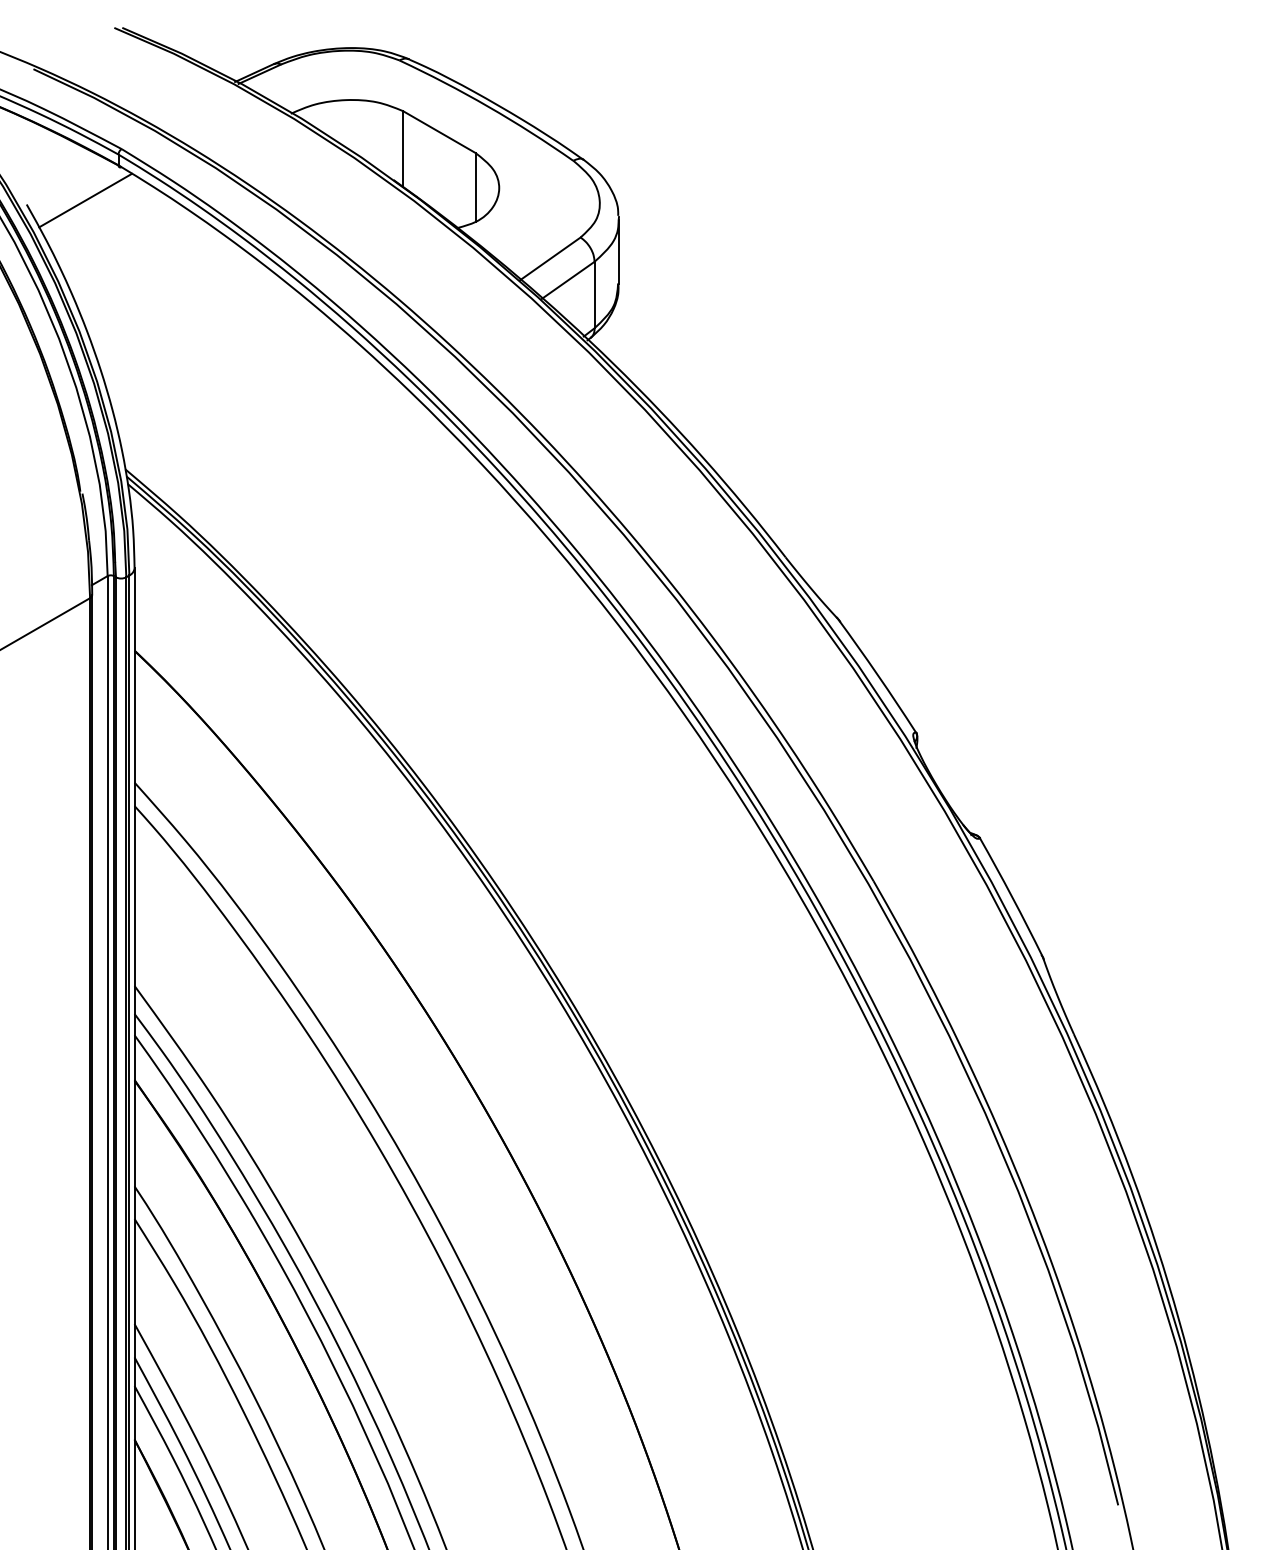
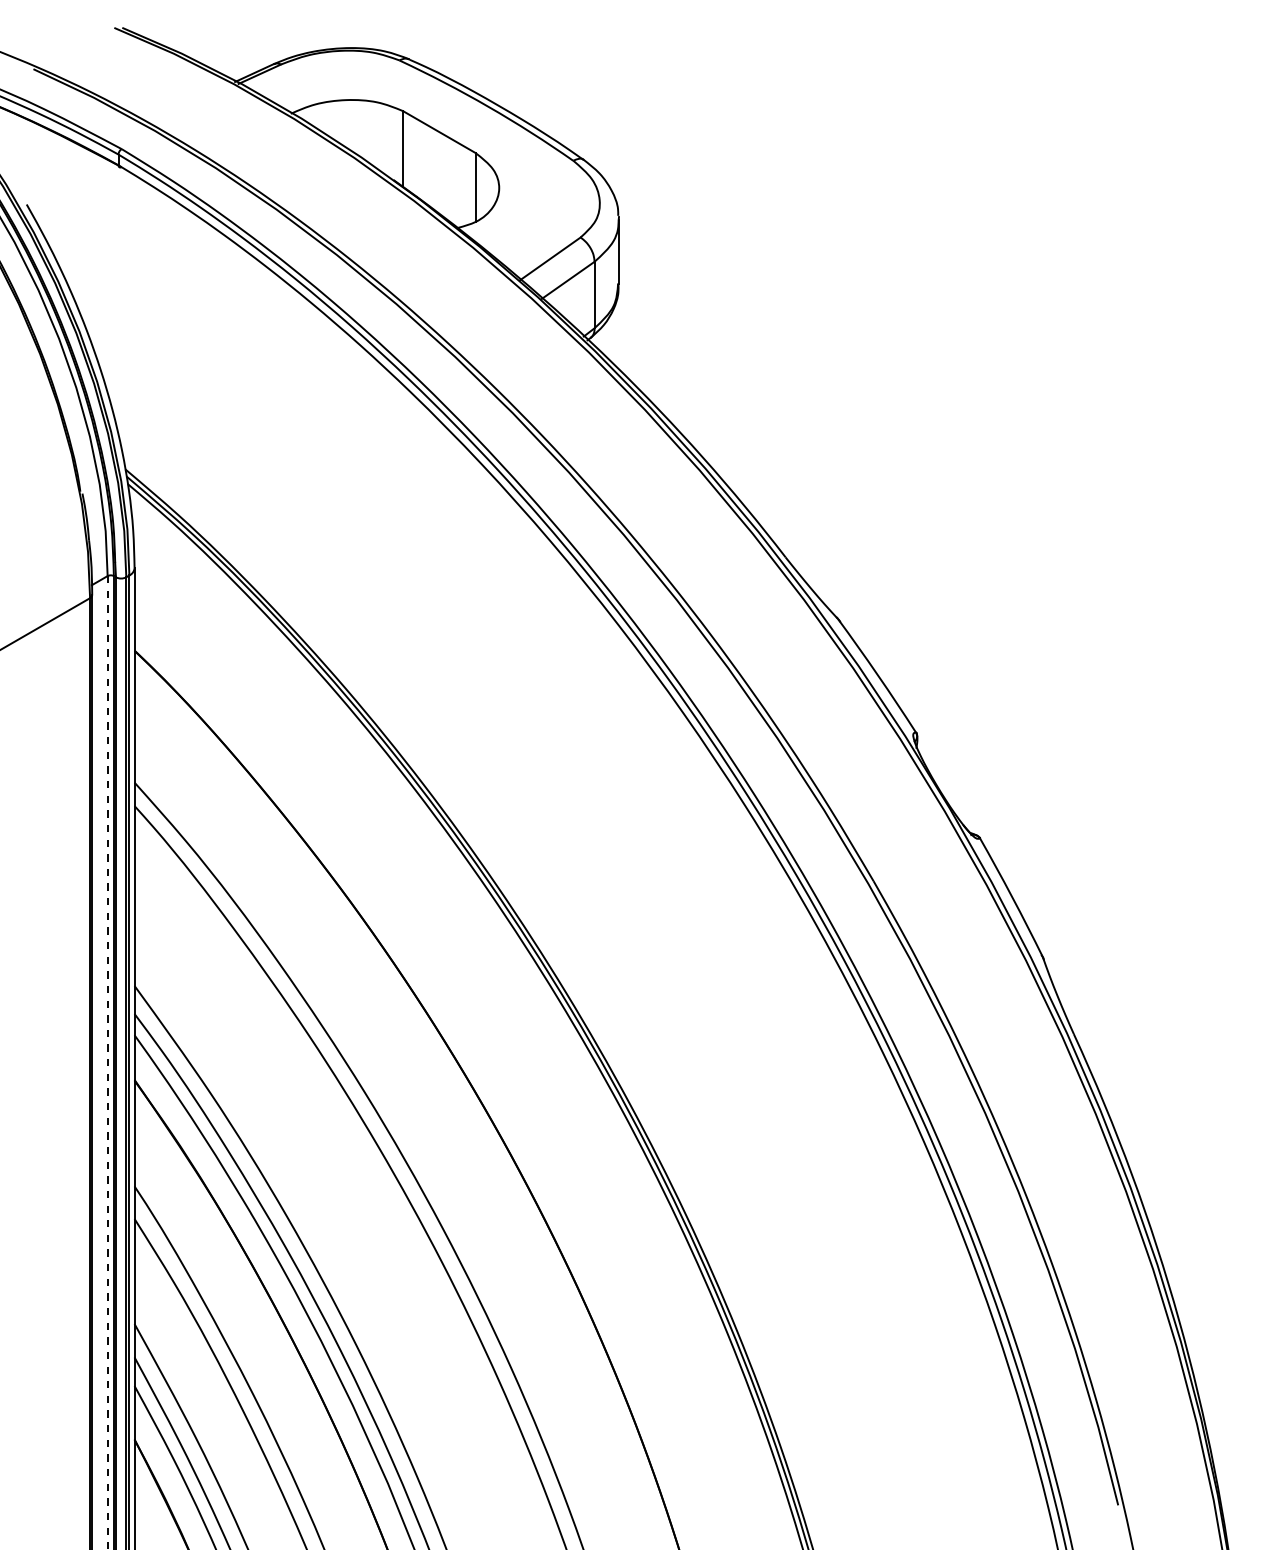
line: present -> none (85, 200)
line: solid -> dashed (107, 1062)
